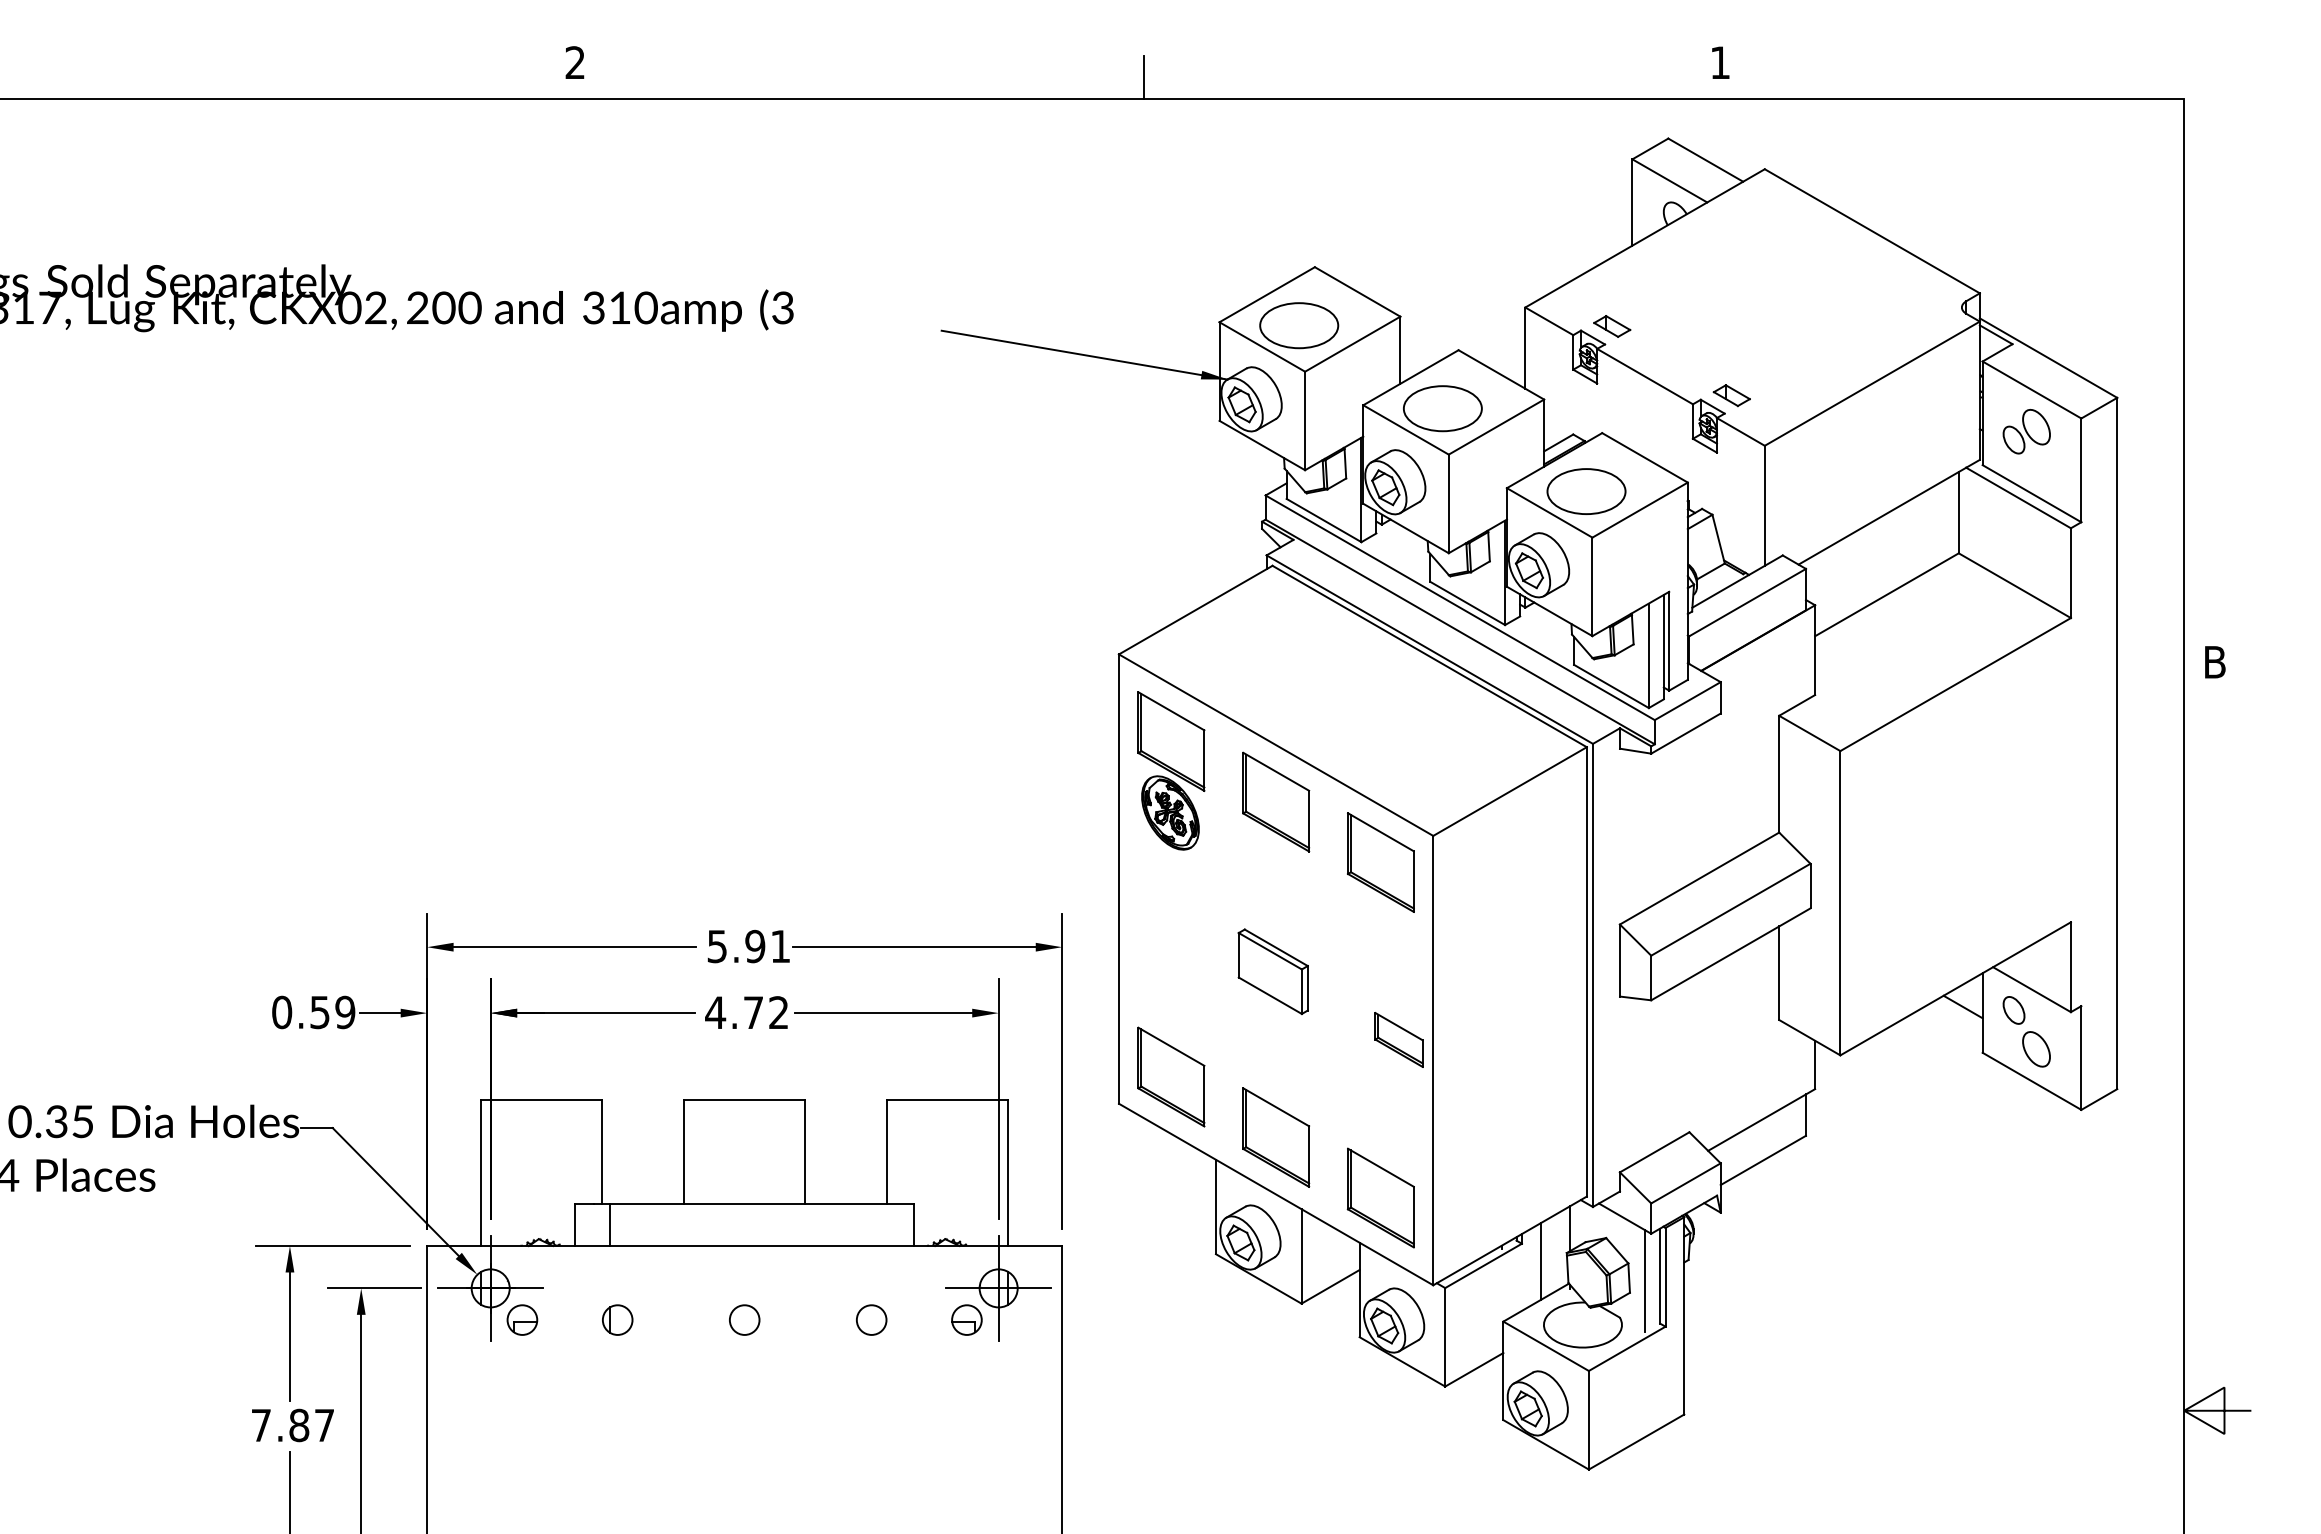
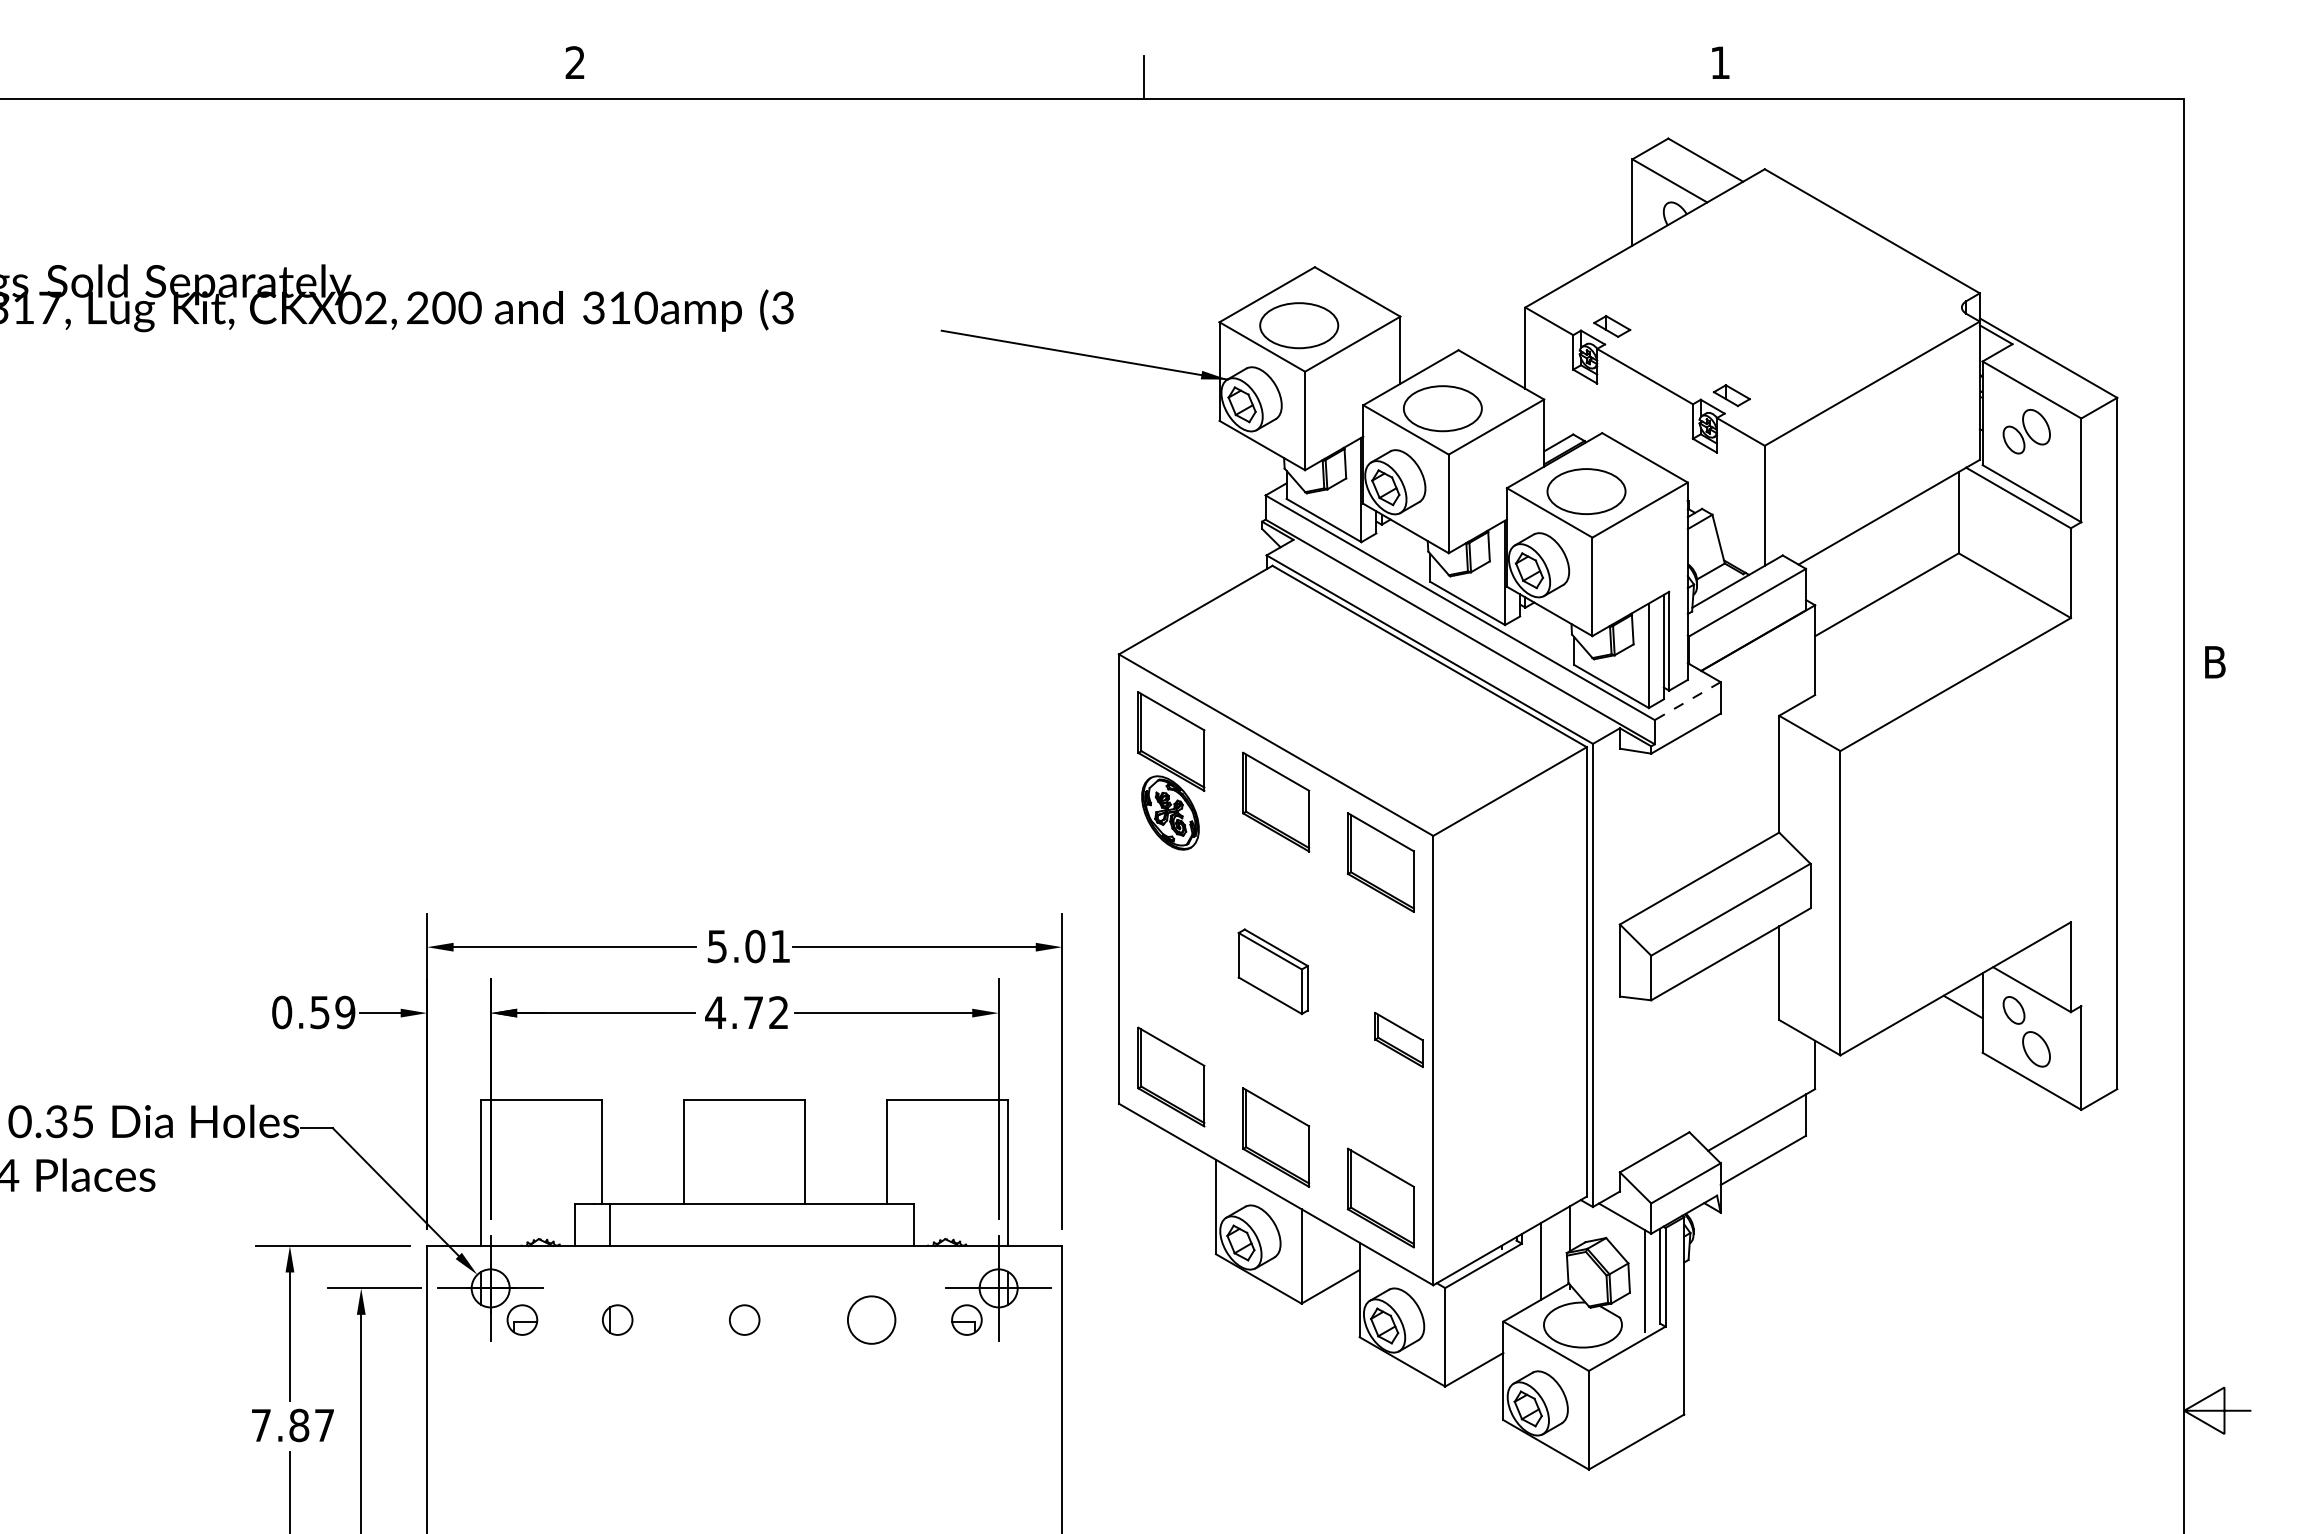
line: solid -> dashed (1687, 701)
text: 5.91 -> 5.01 (755, 946)
circle diameter: 30 px -> 47 px (871, 1319)
